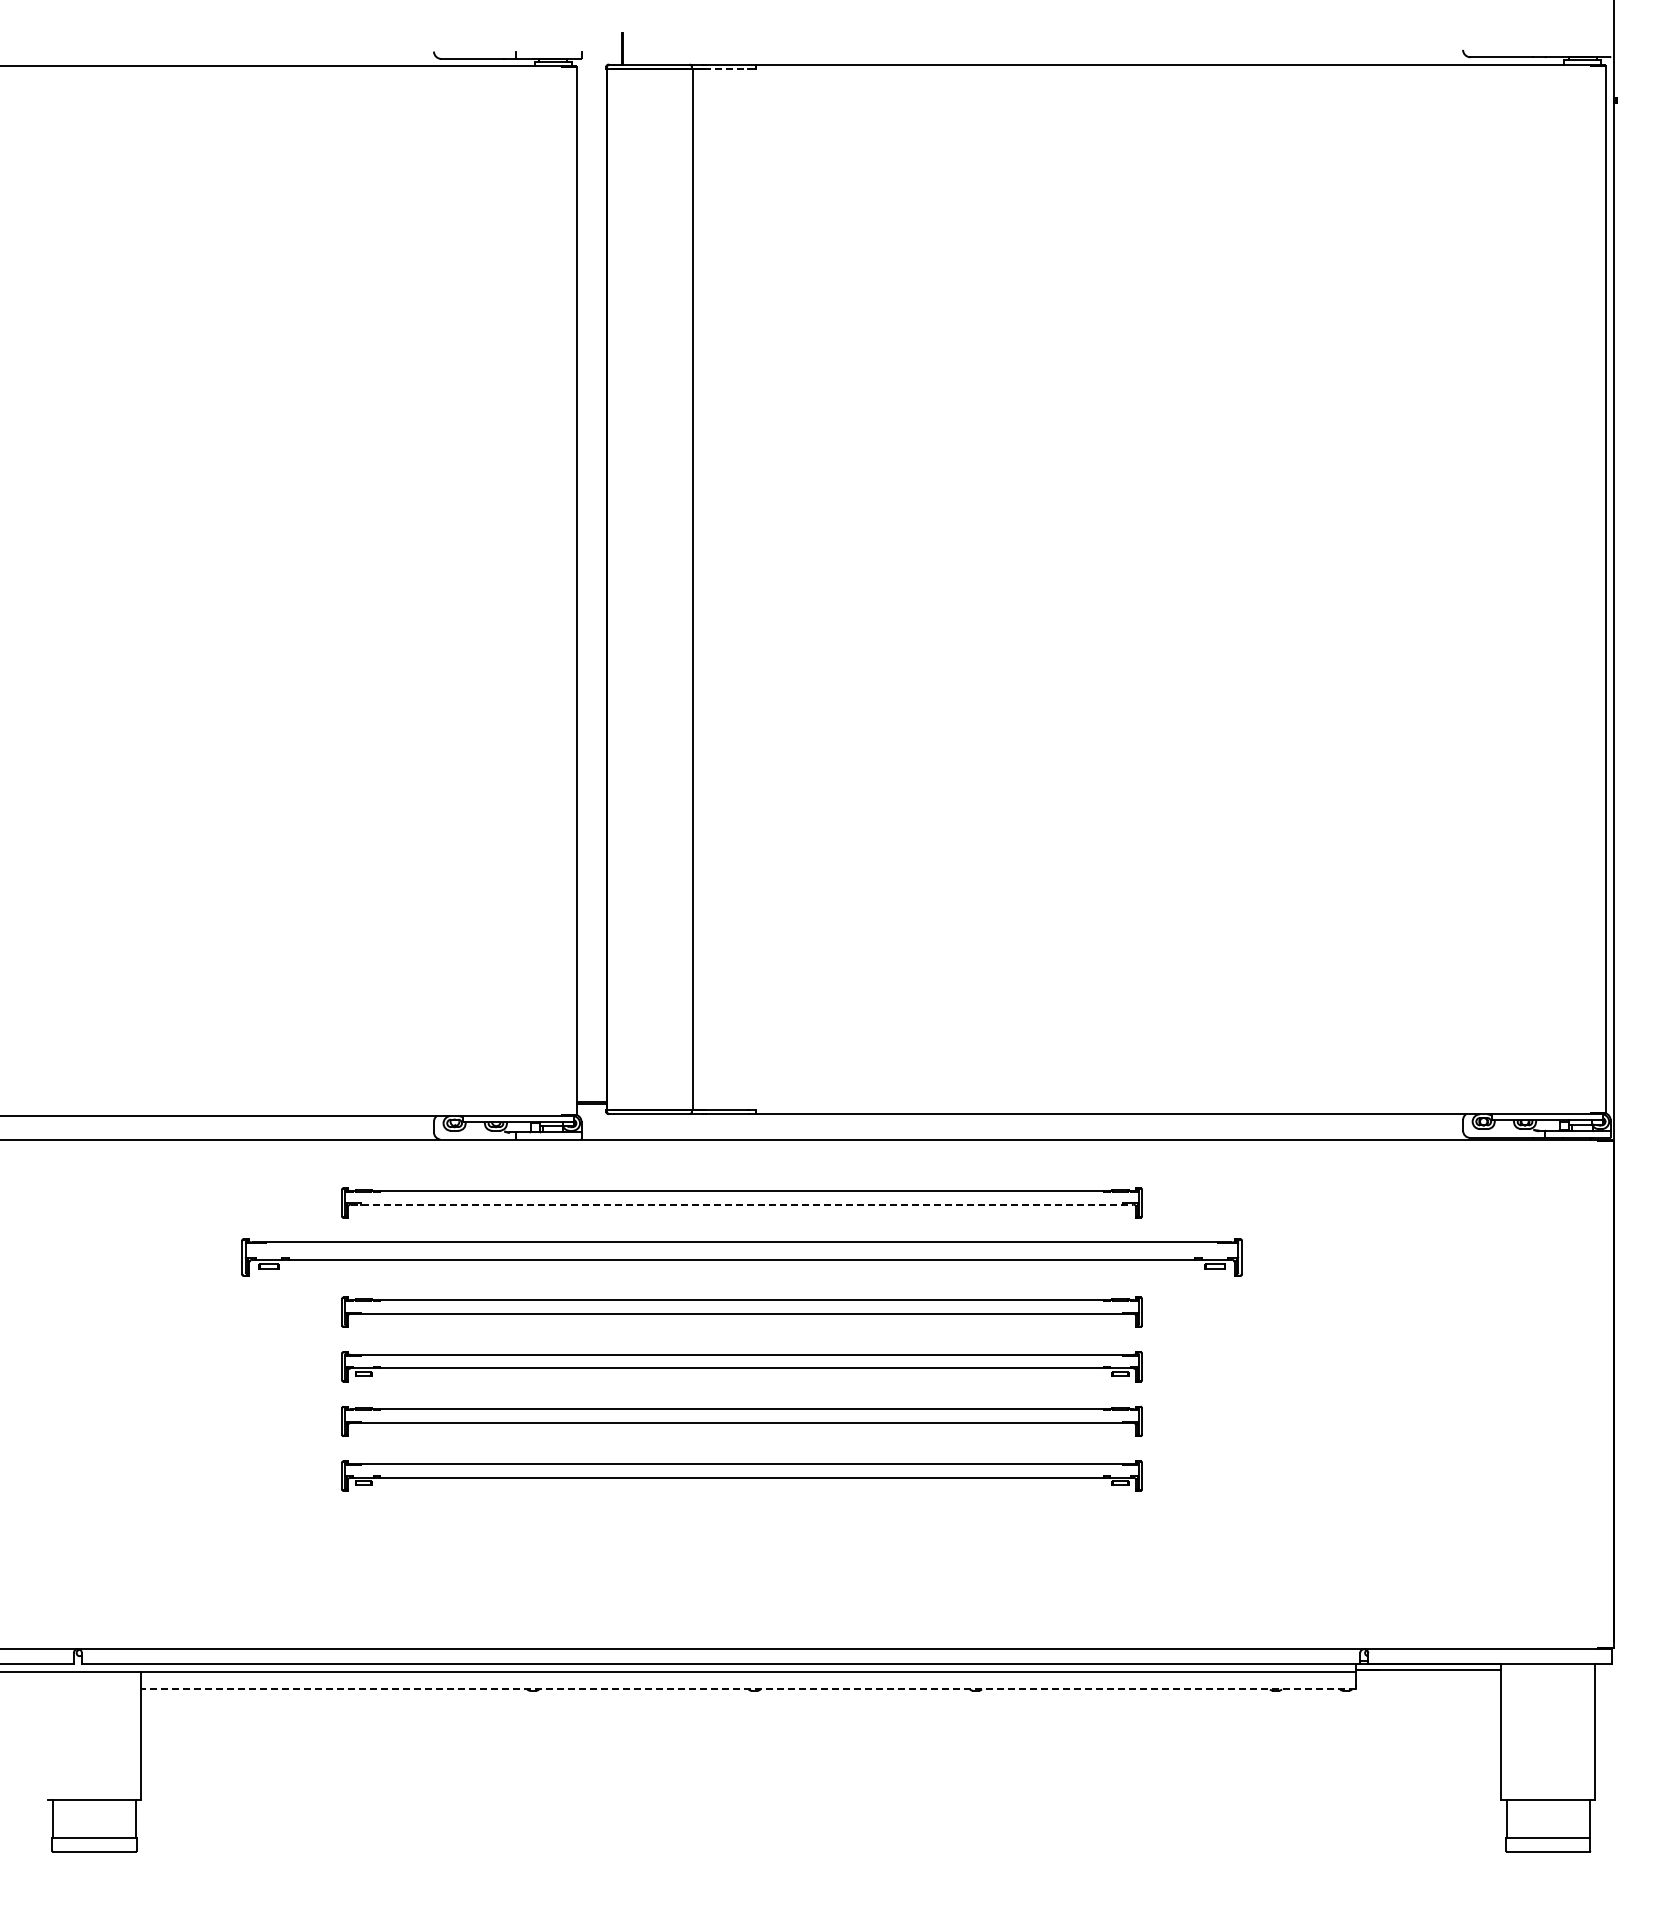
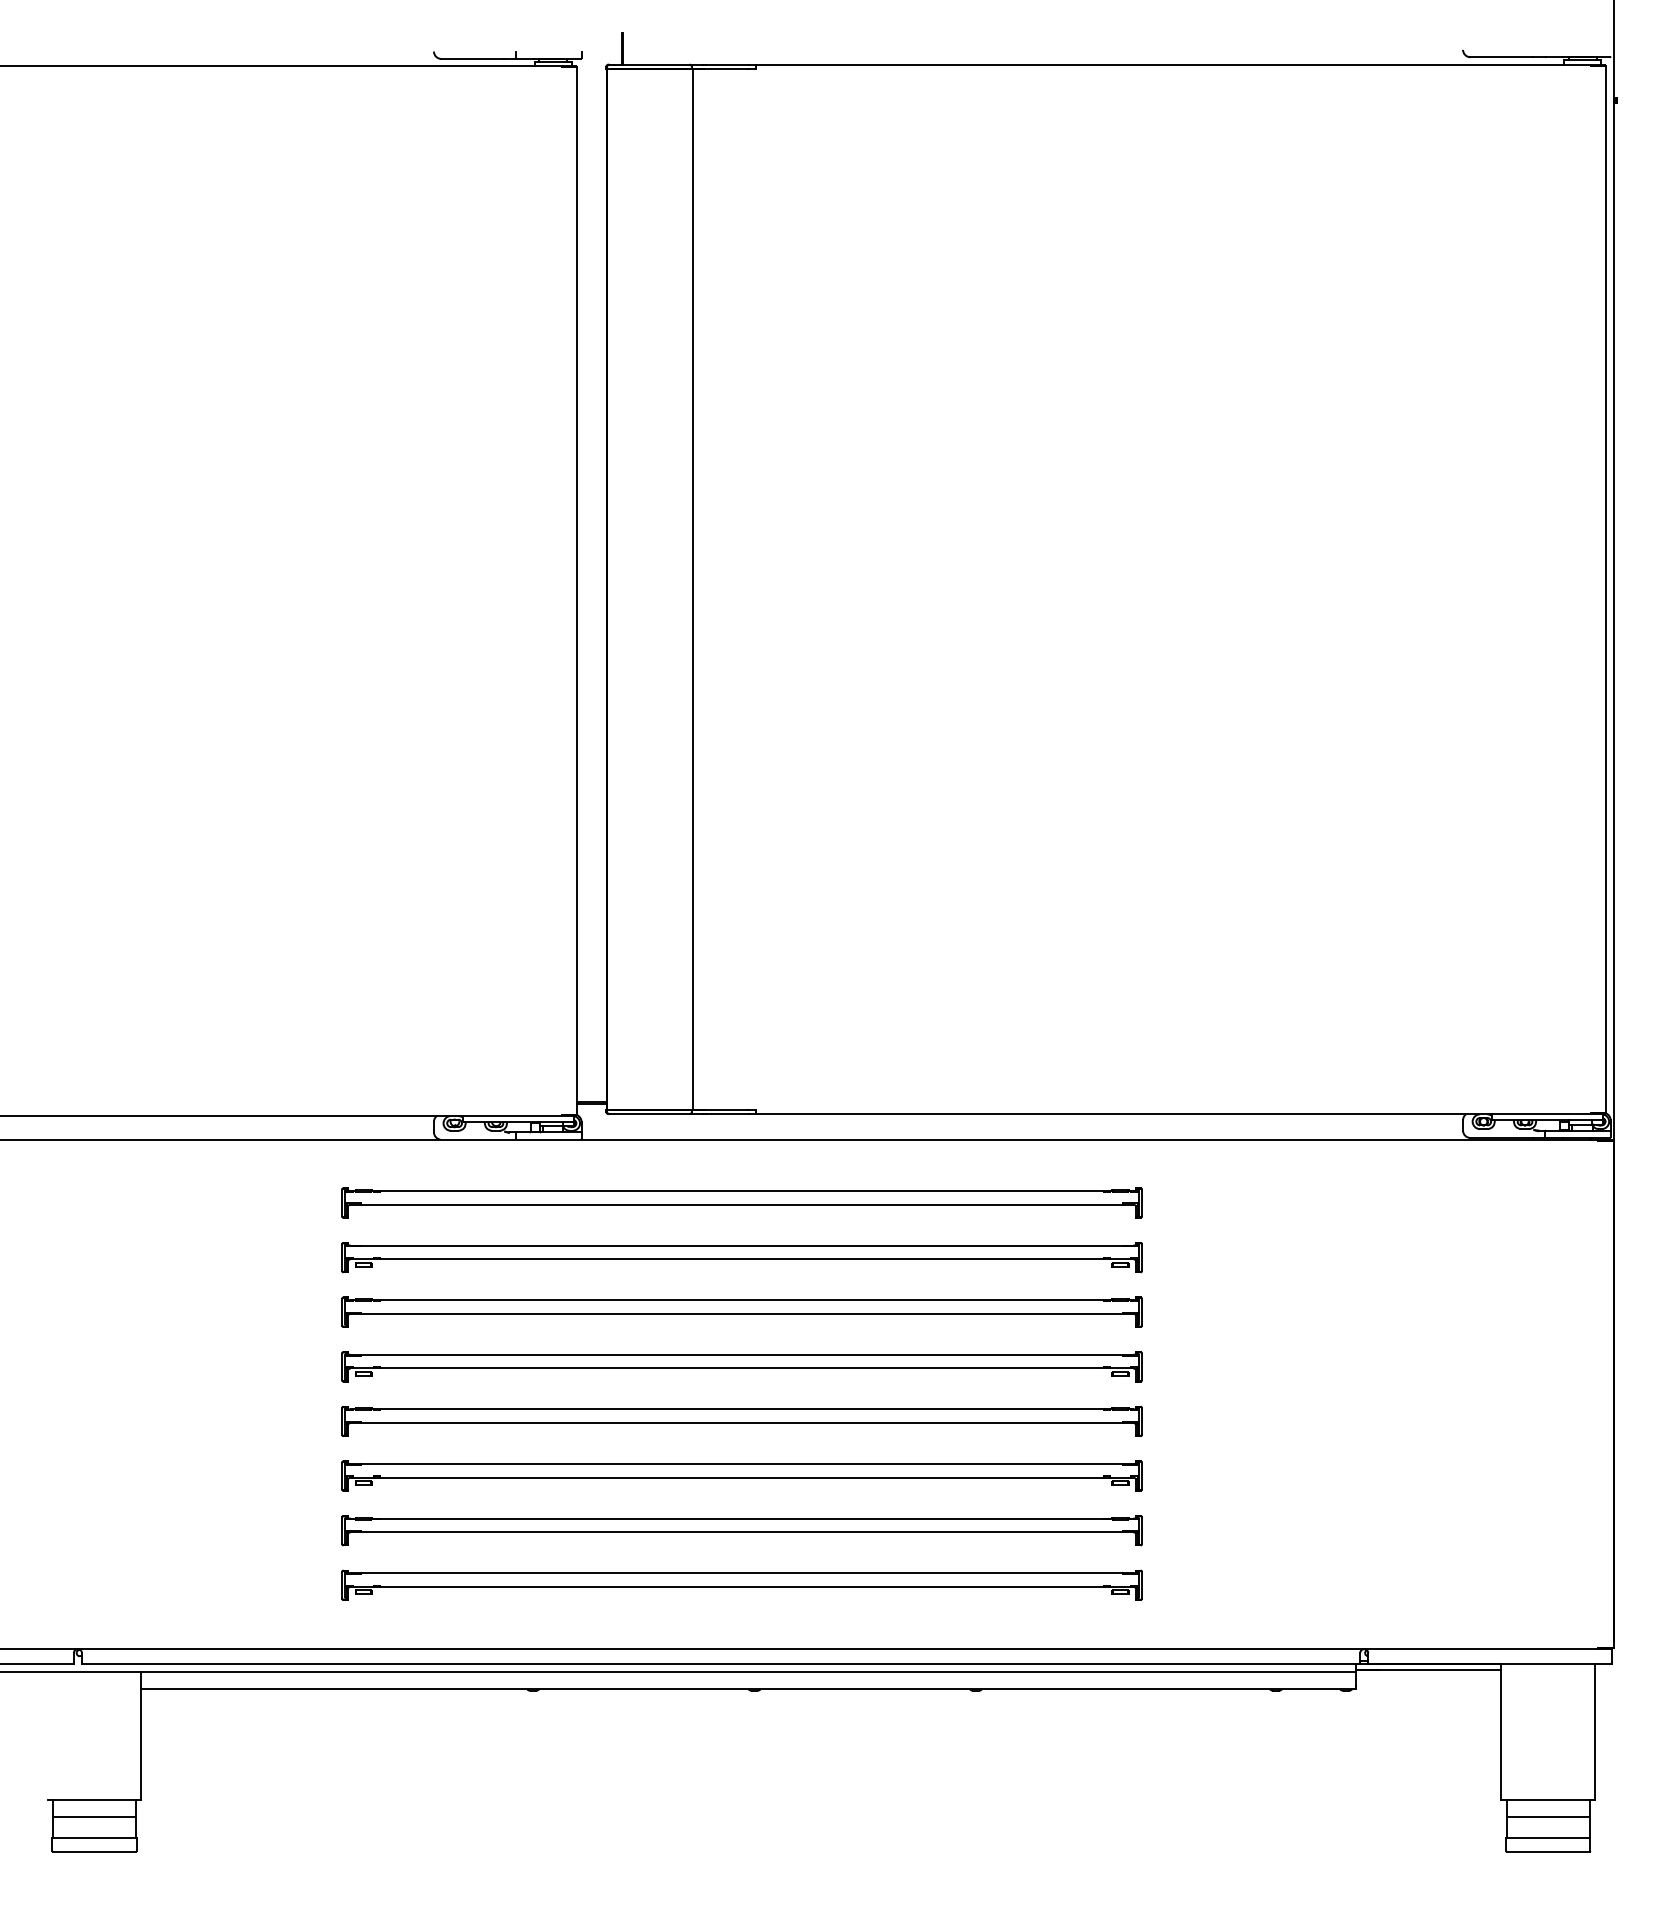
line: dashed -> solid (726, 69)
line: dashed -> solid (742, 1204)
part size: 1002x39 px -> 802x32 px (741, 1257)
part: none -> present (741, 1530)
part: none -> present (741, 1584)
line: dashed -> solid (748, 1689)
line: none -> present (94, 1817)
line: none -> present (1547, 1817)
